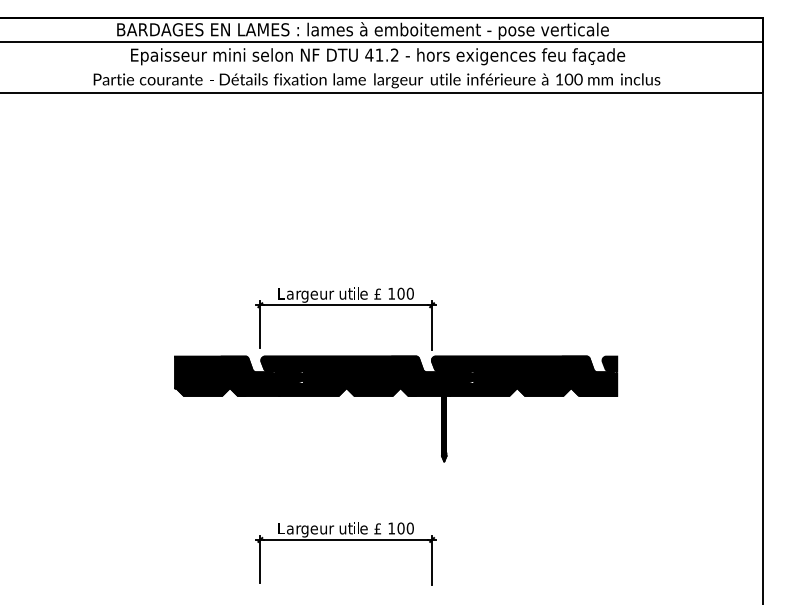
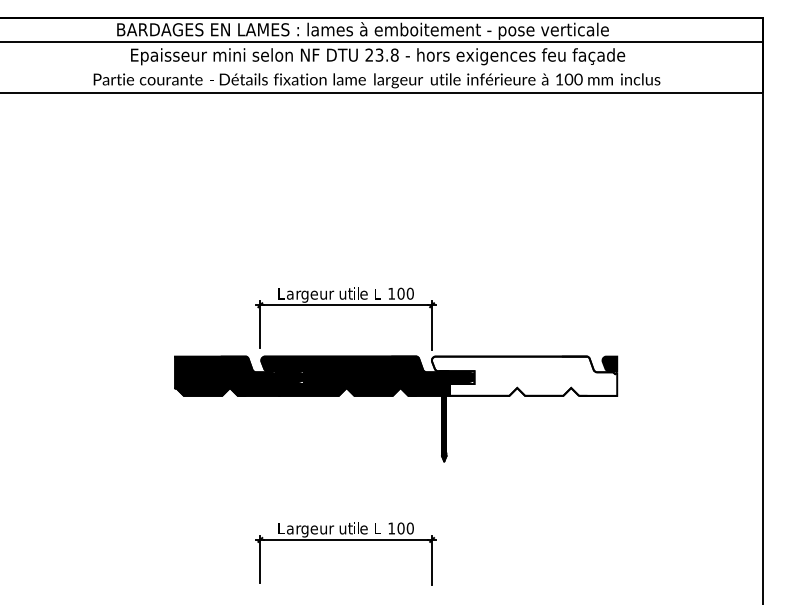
text: 41.2 -> 23.8 (381, 54)
text: £ -> L (377, 293)
fill: present -> none (524, 375)
text: £ -> L (377, 528)
